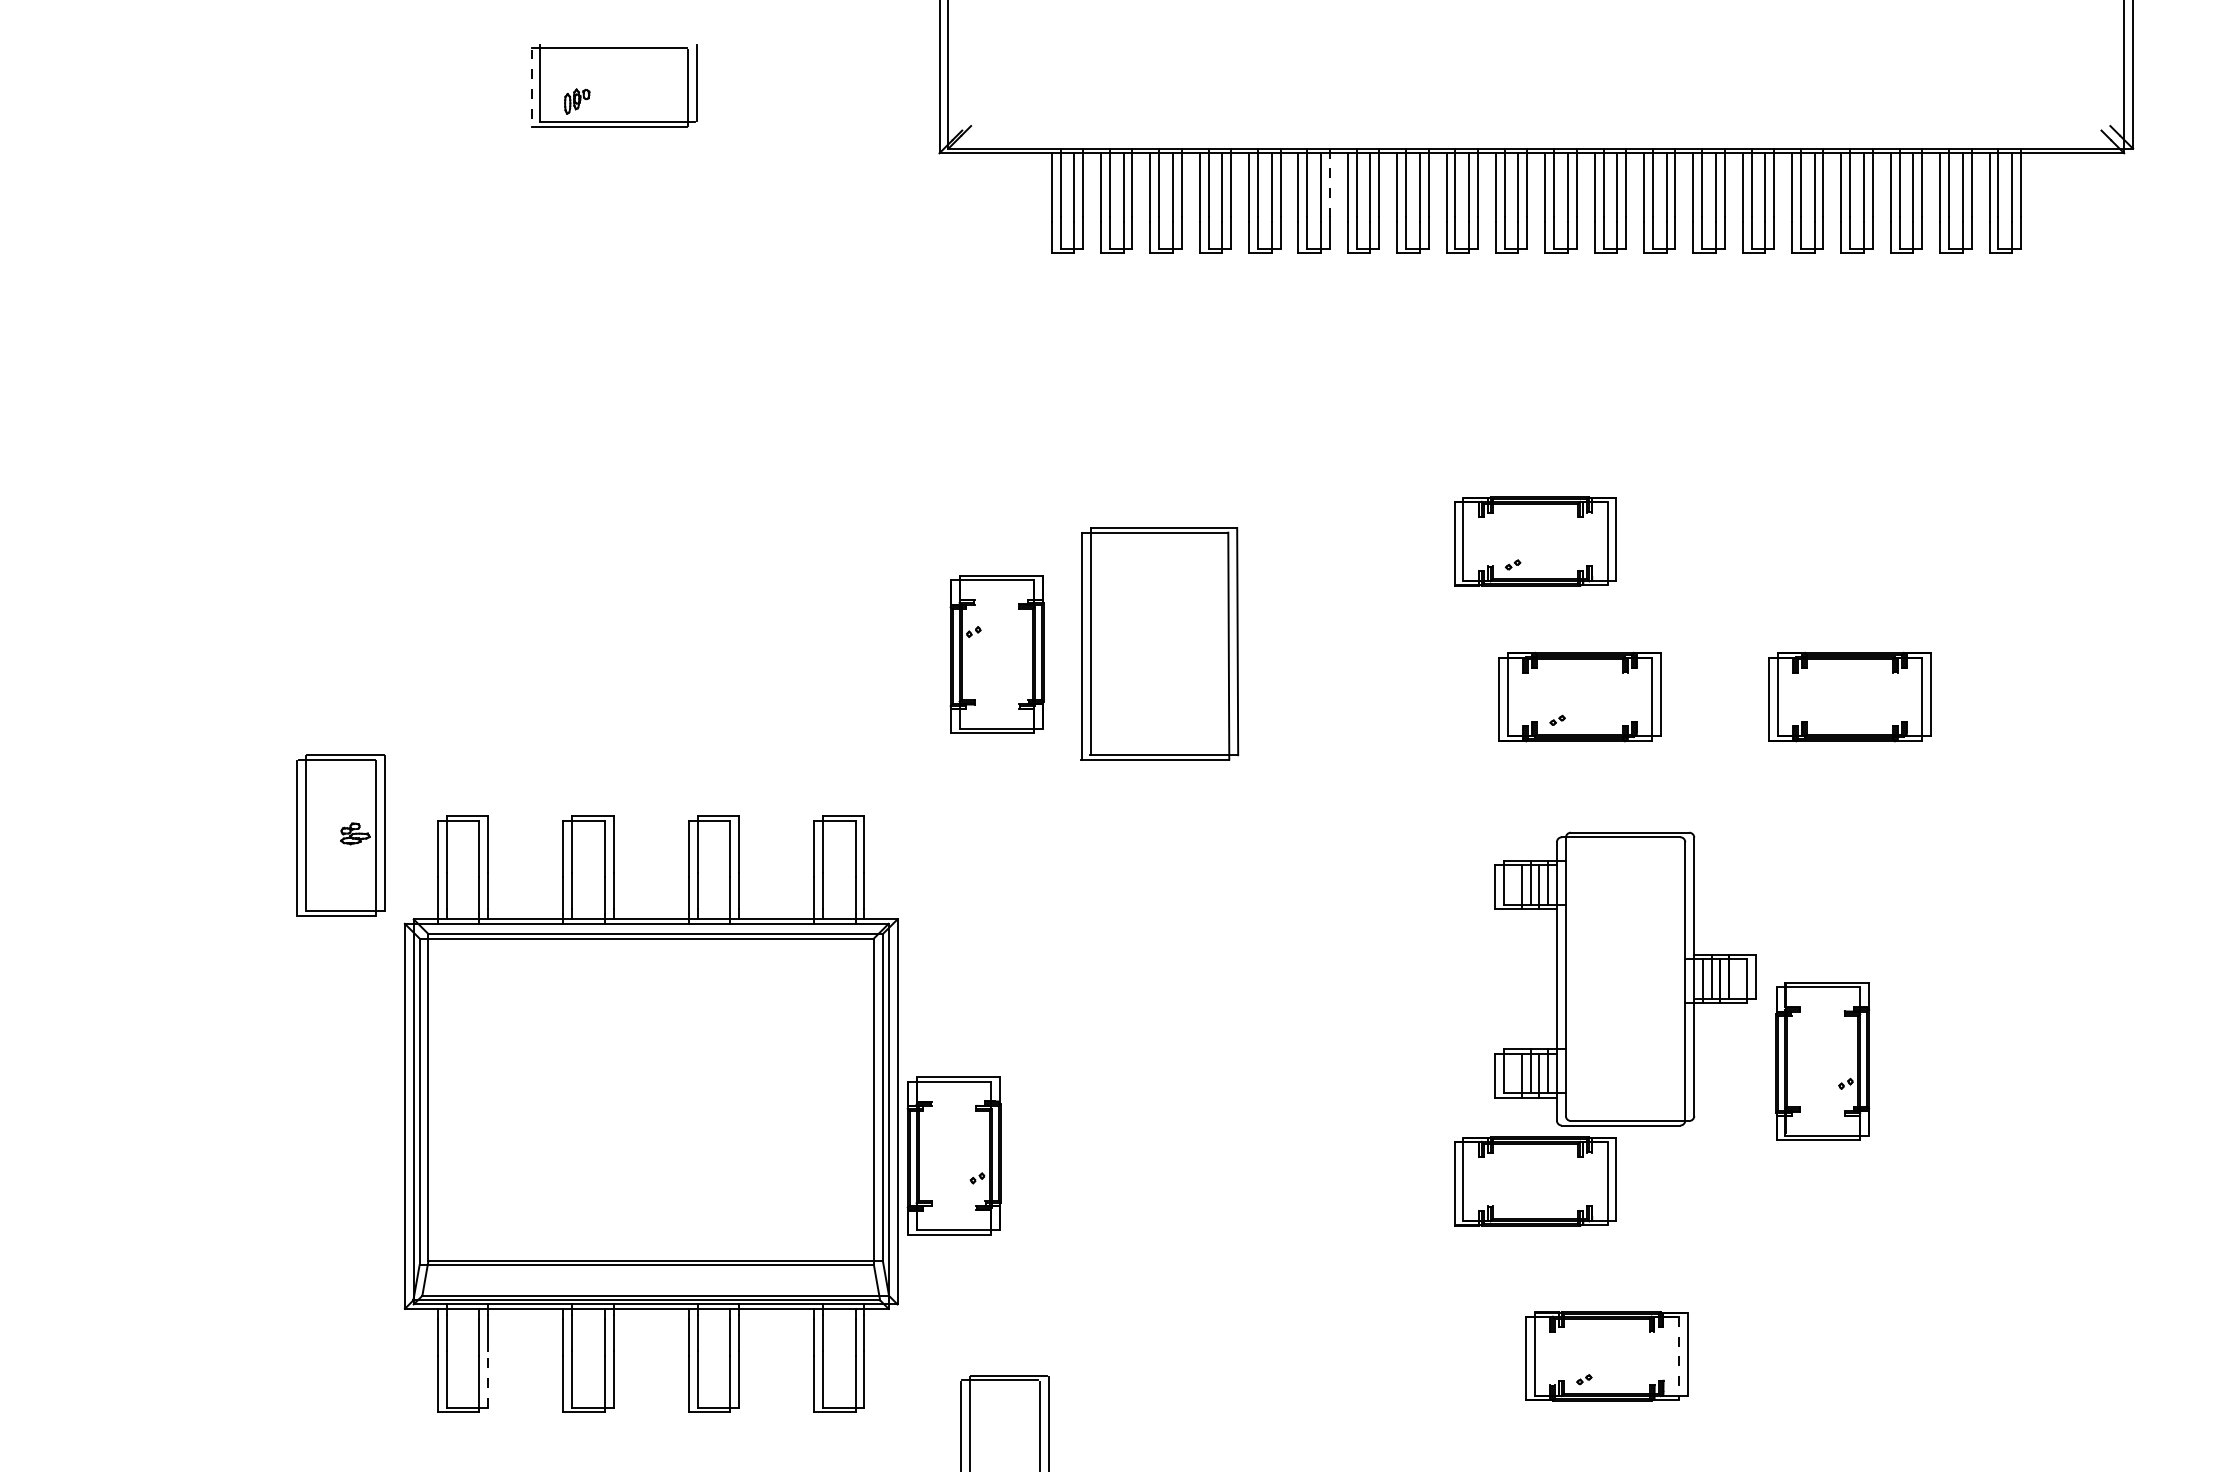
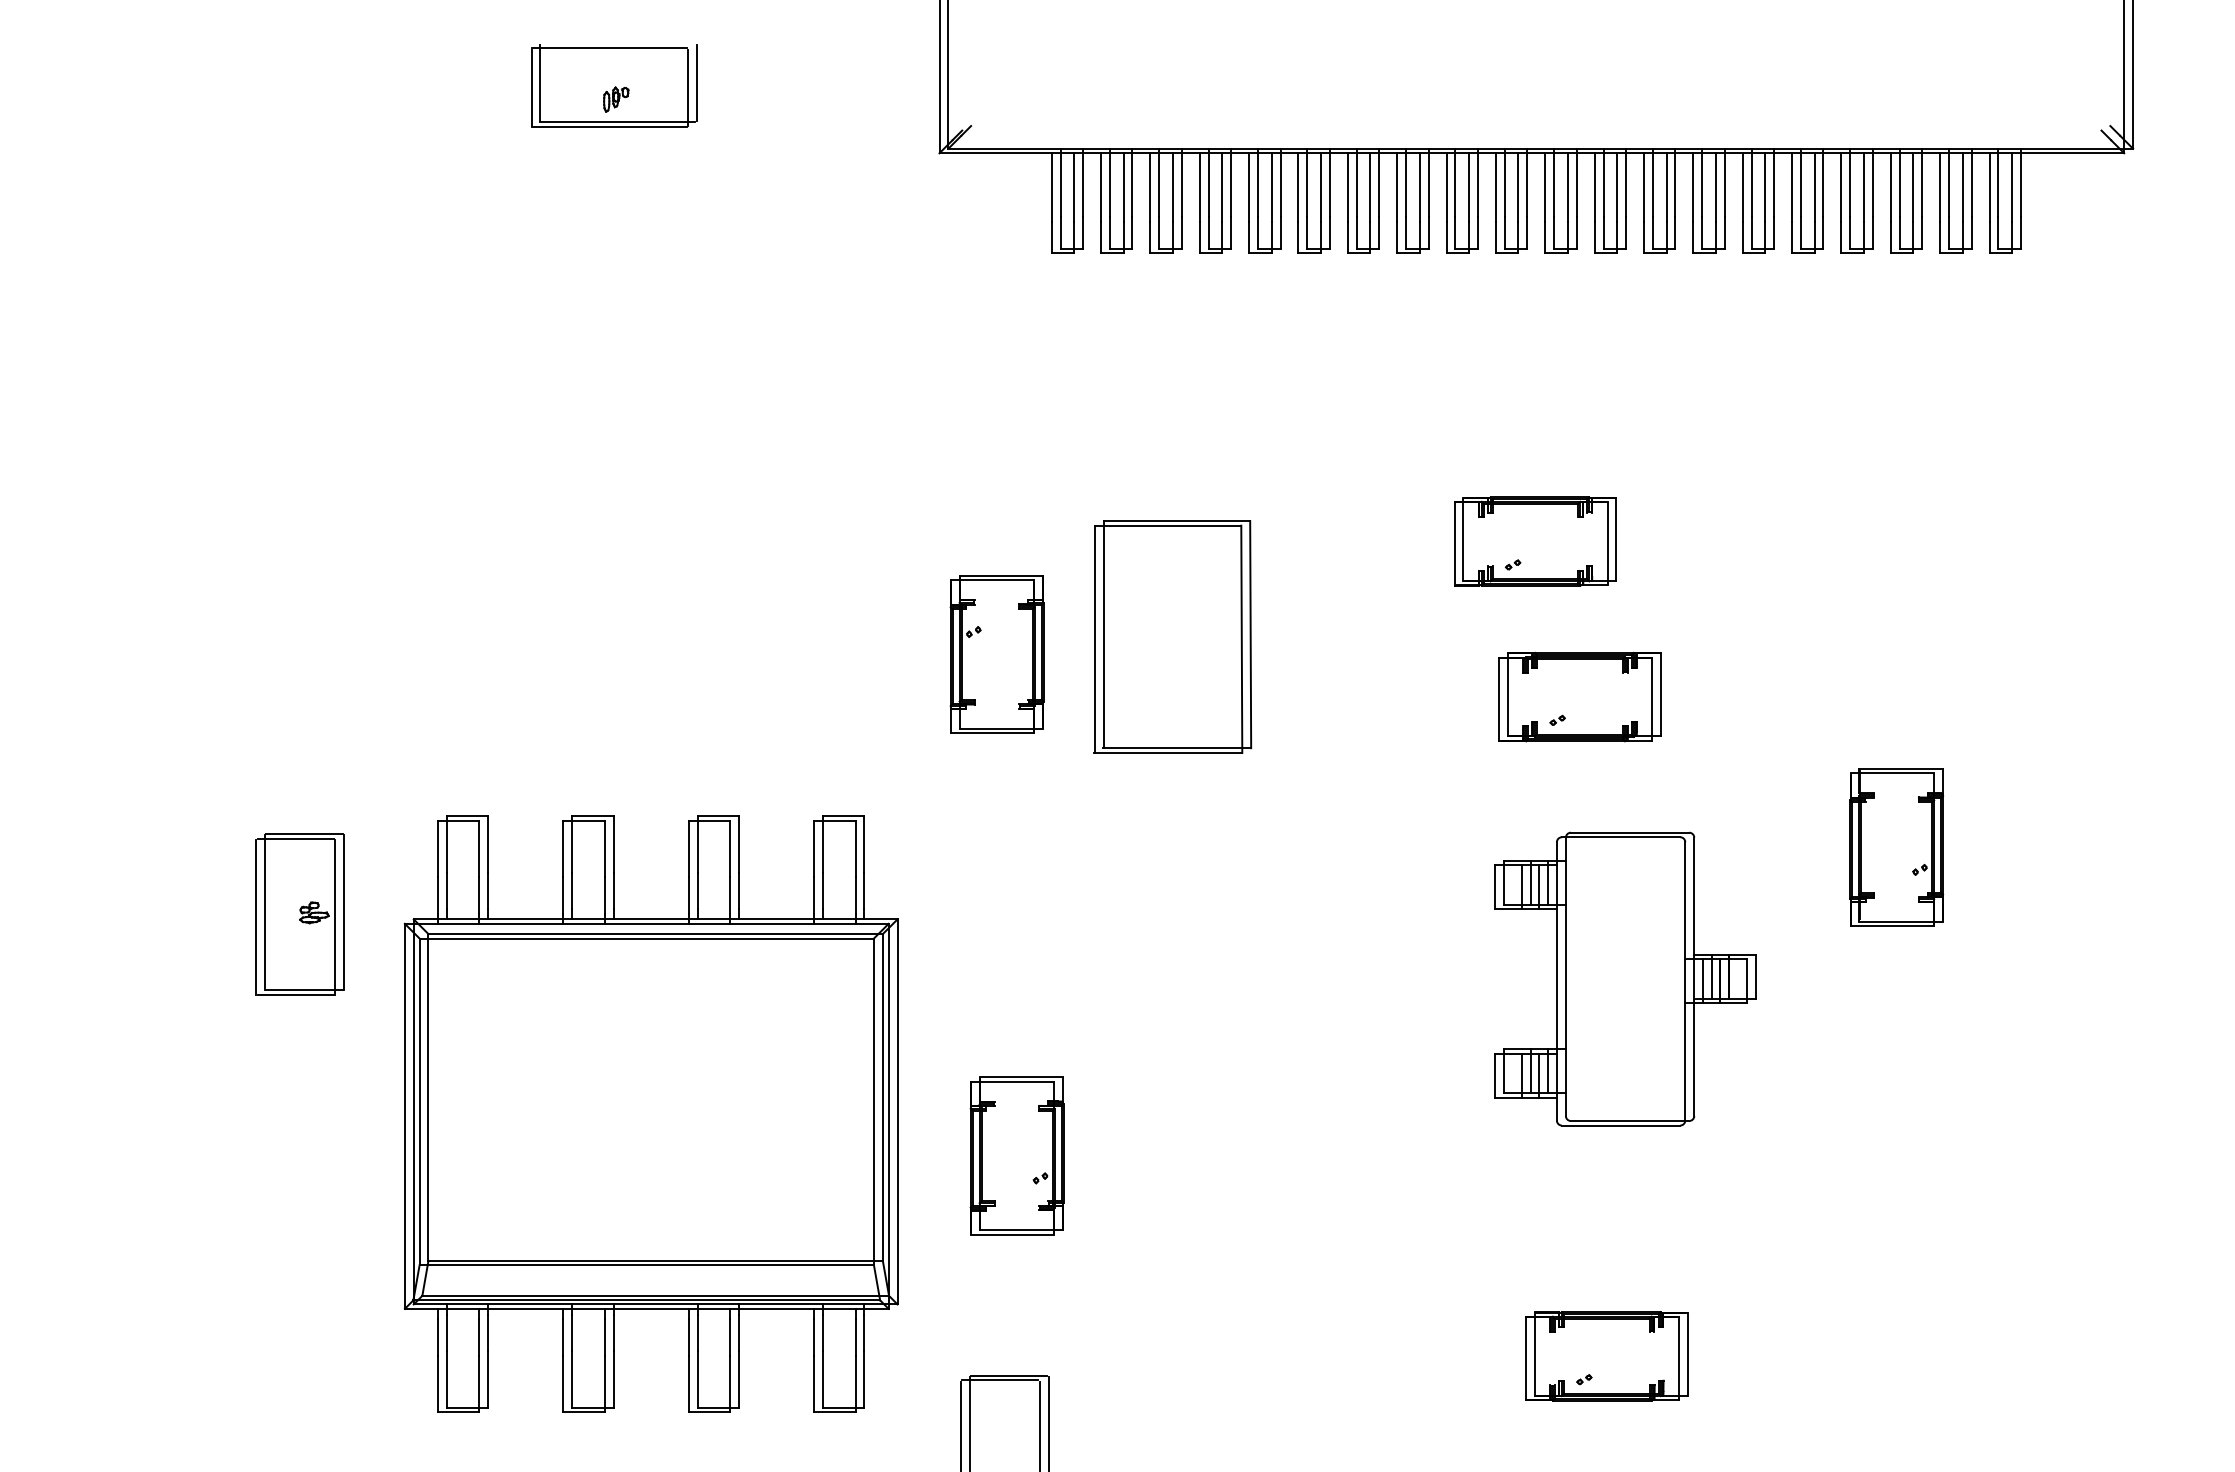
line: dashed -> solid (531, 88)
part position: (577, 101) -> (616, 99) (616, 99)
line: dashed -> solid (1329, 183)
part position: (1159, 643) -> (1172, 636) (1172, 636)
part: present -> none (1849, 696)
part position: (340, 835) -> (299, 914) (299, 914)
part position: (1822, 1061) -> (1896, 847) (1896, 847)
part position: (953, 1155) -> (1016, 1155) (1016, 1155)
part: present -> none (1535, 1181)
line: dashed -> solid (1678, 1358)
line: dashed -> solid (488, 1378)
